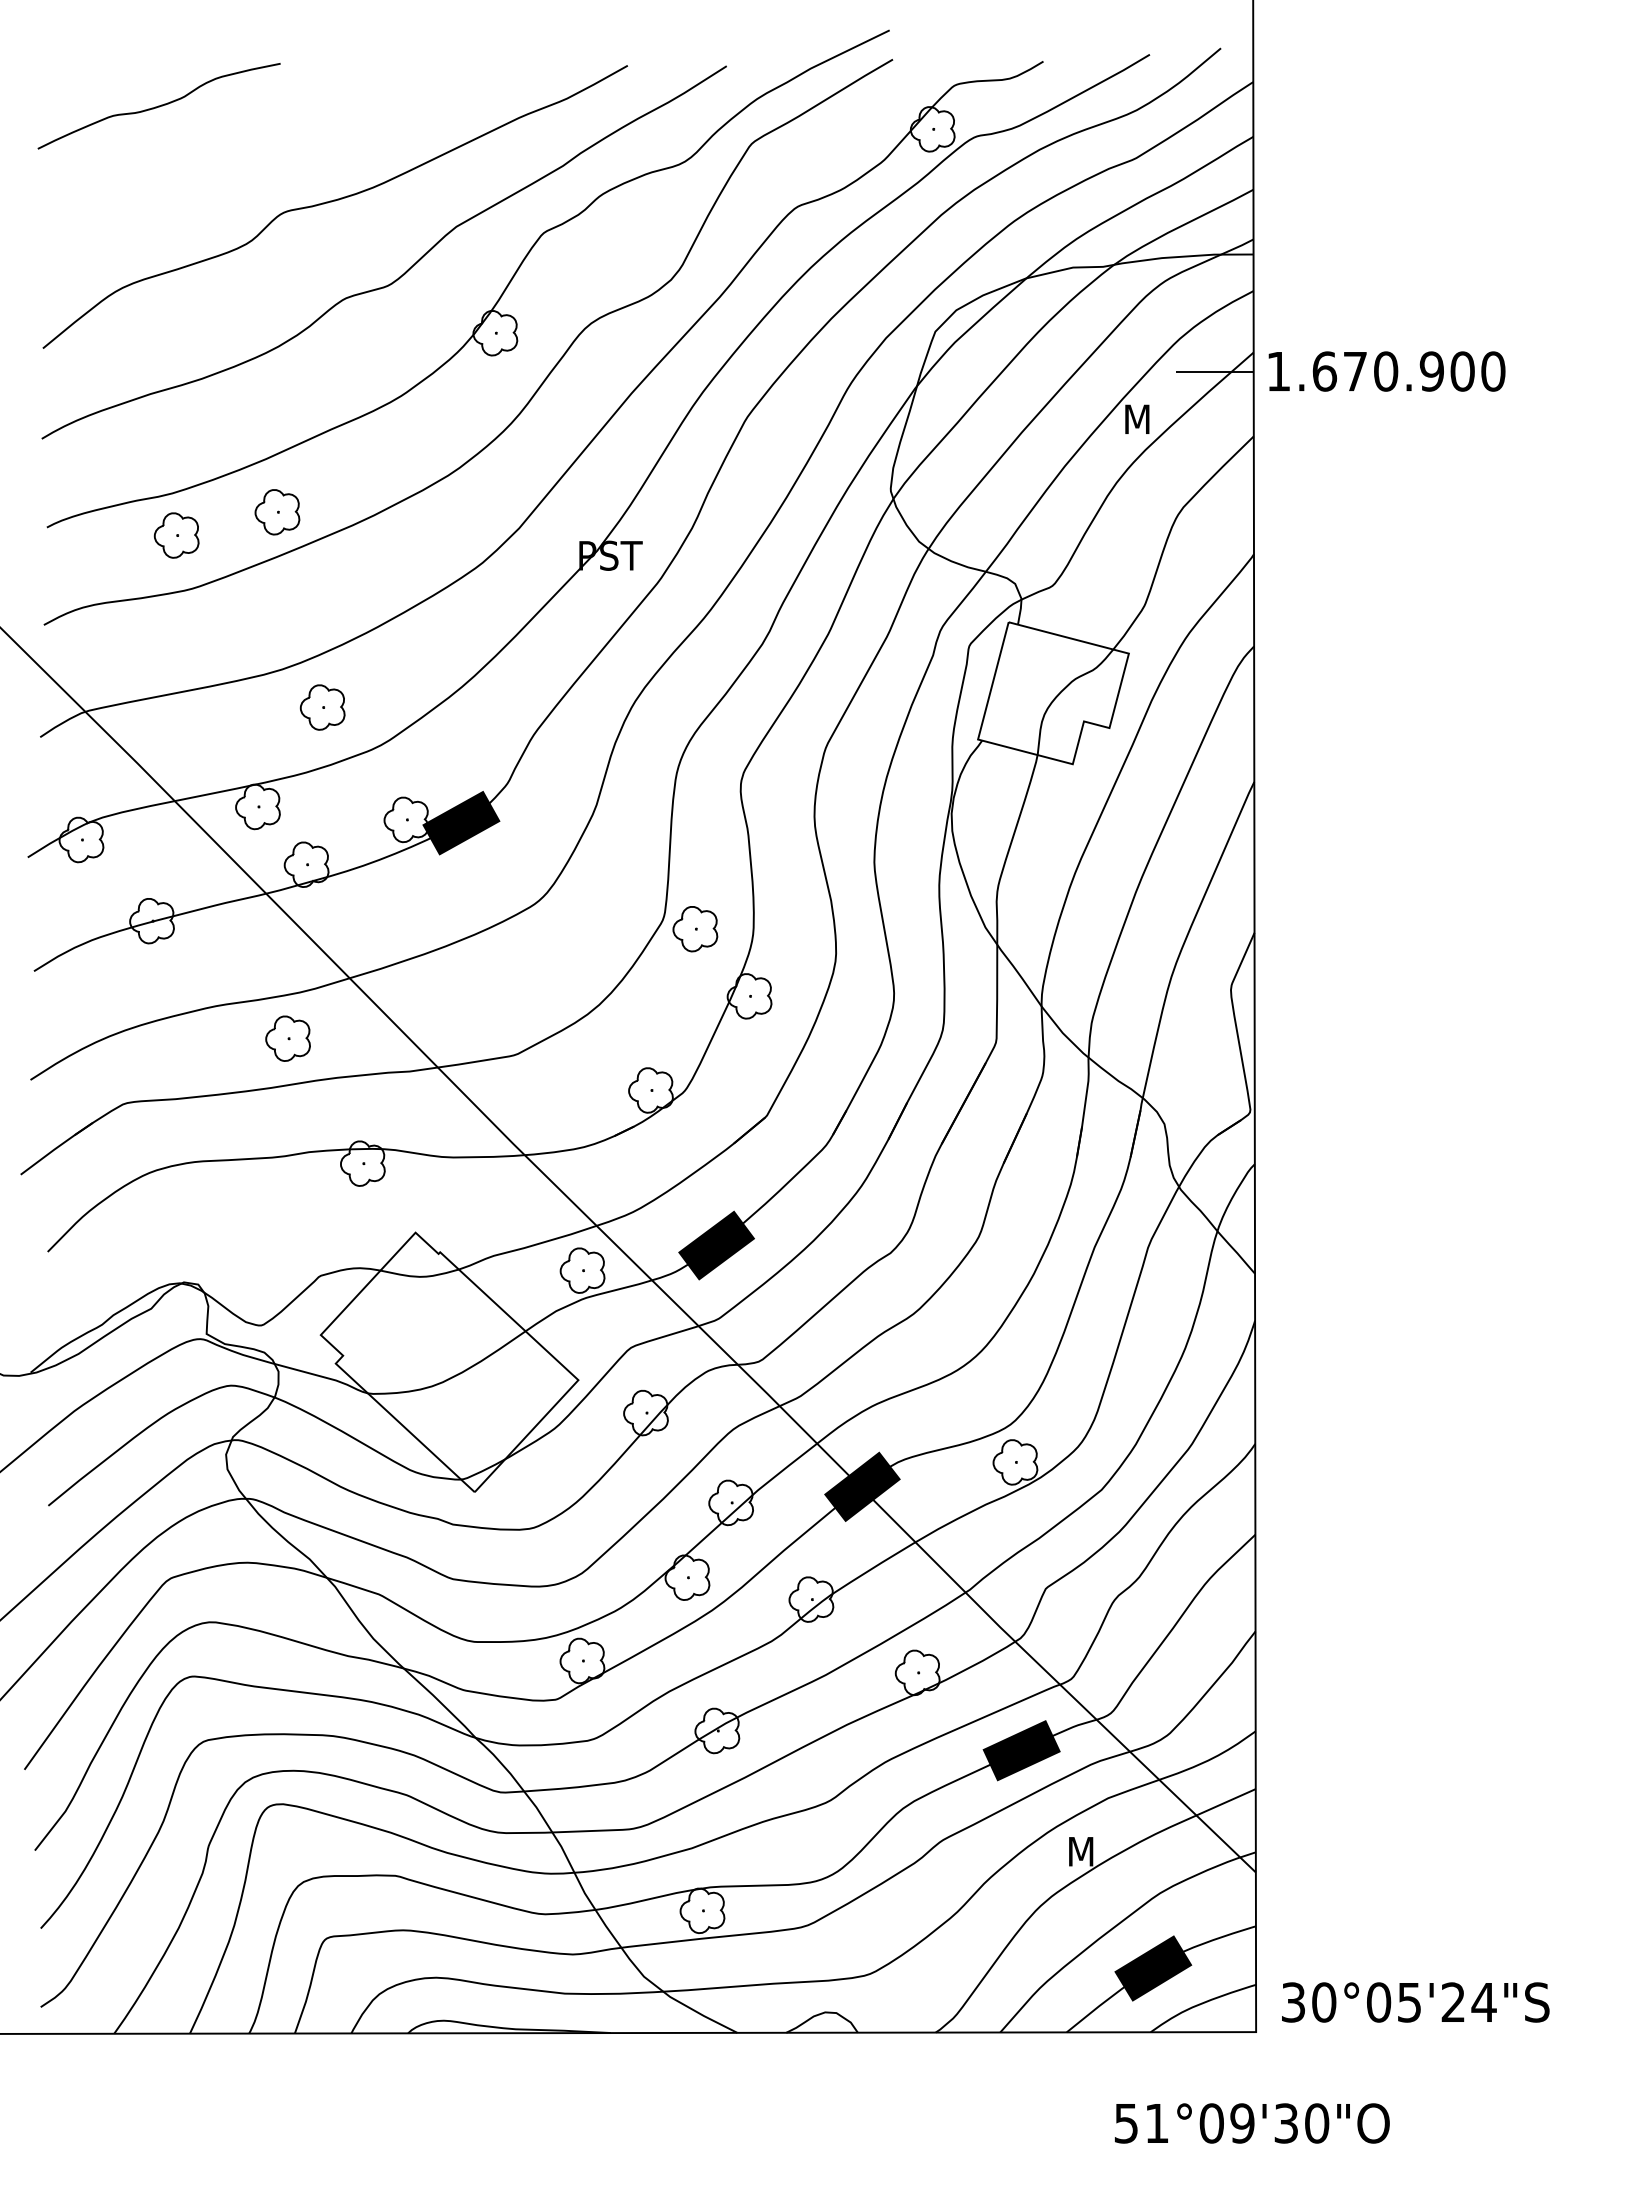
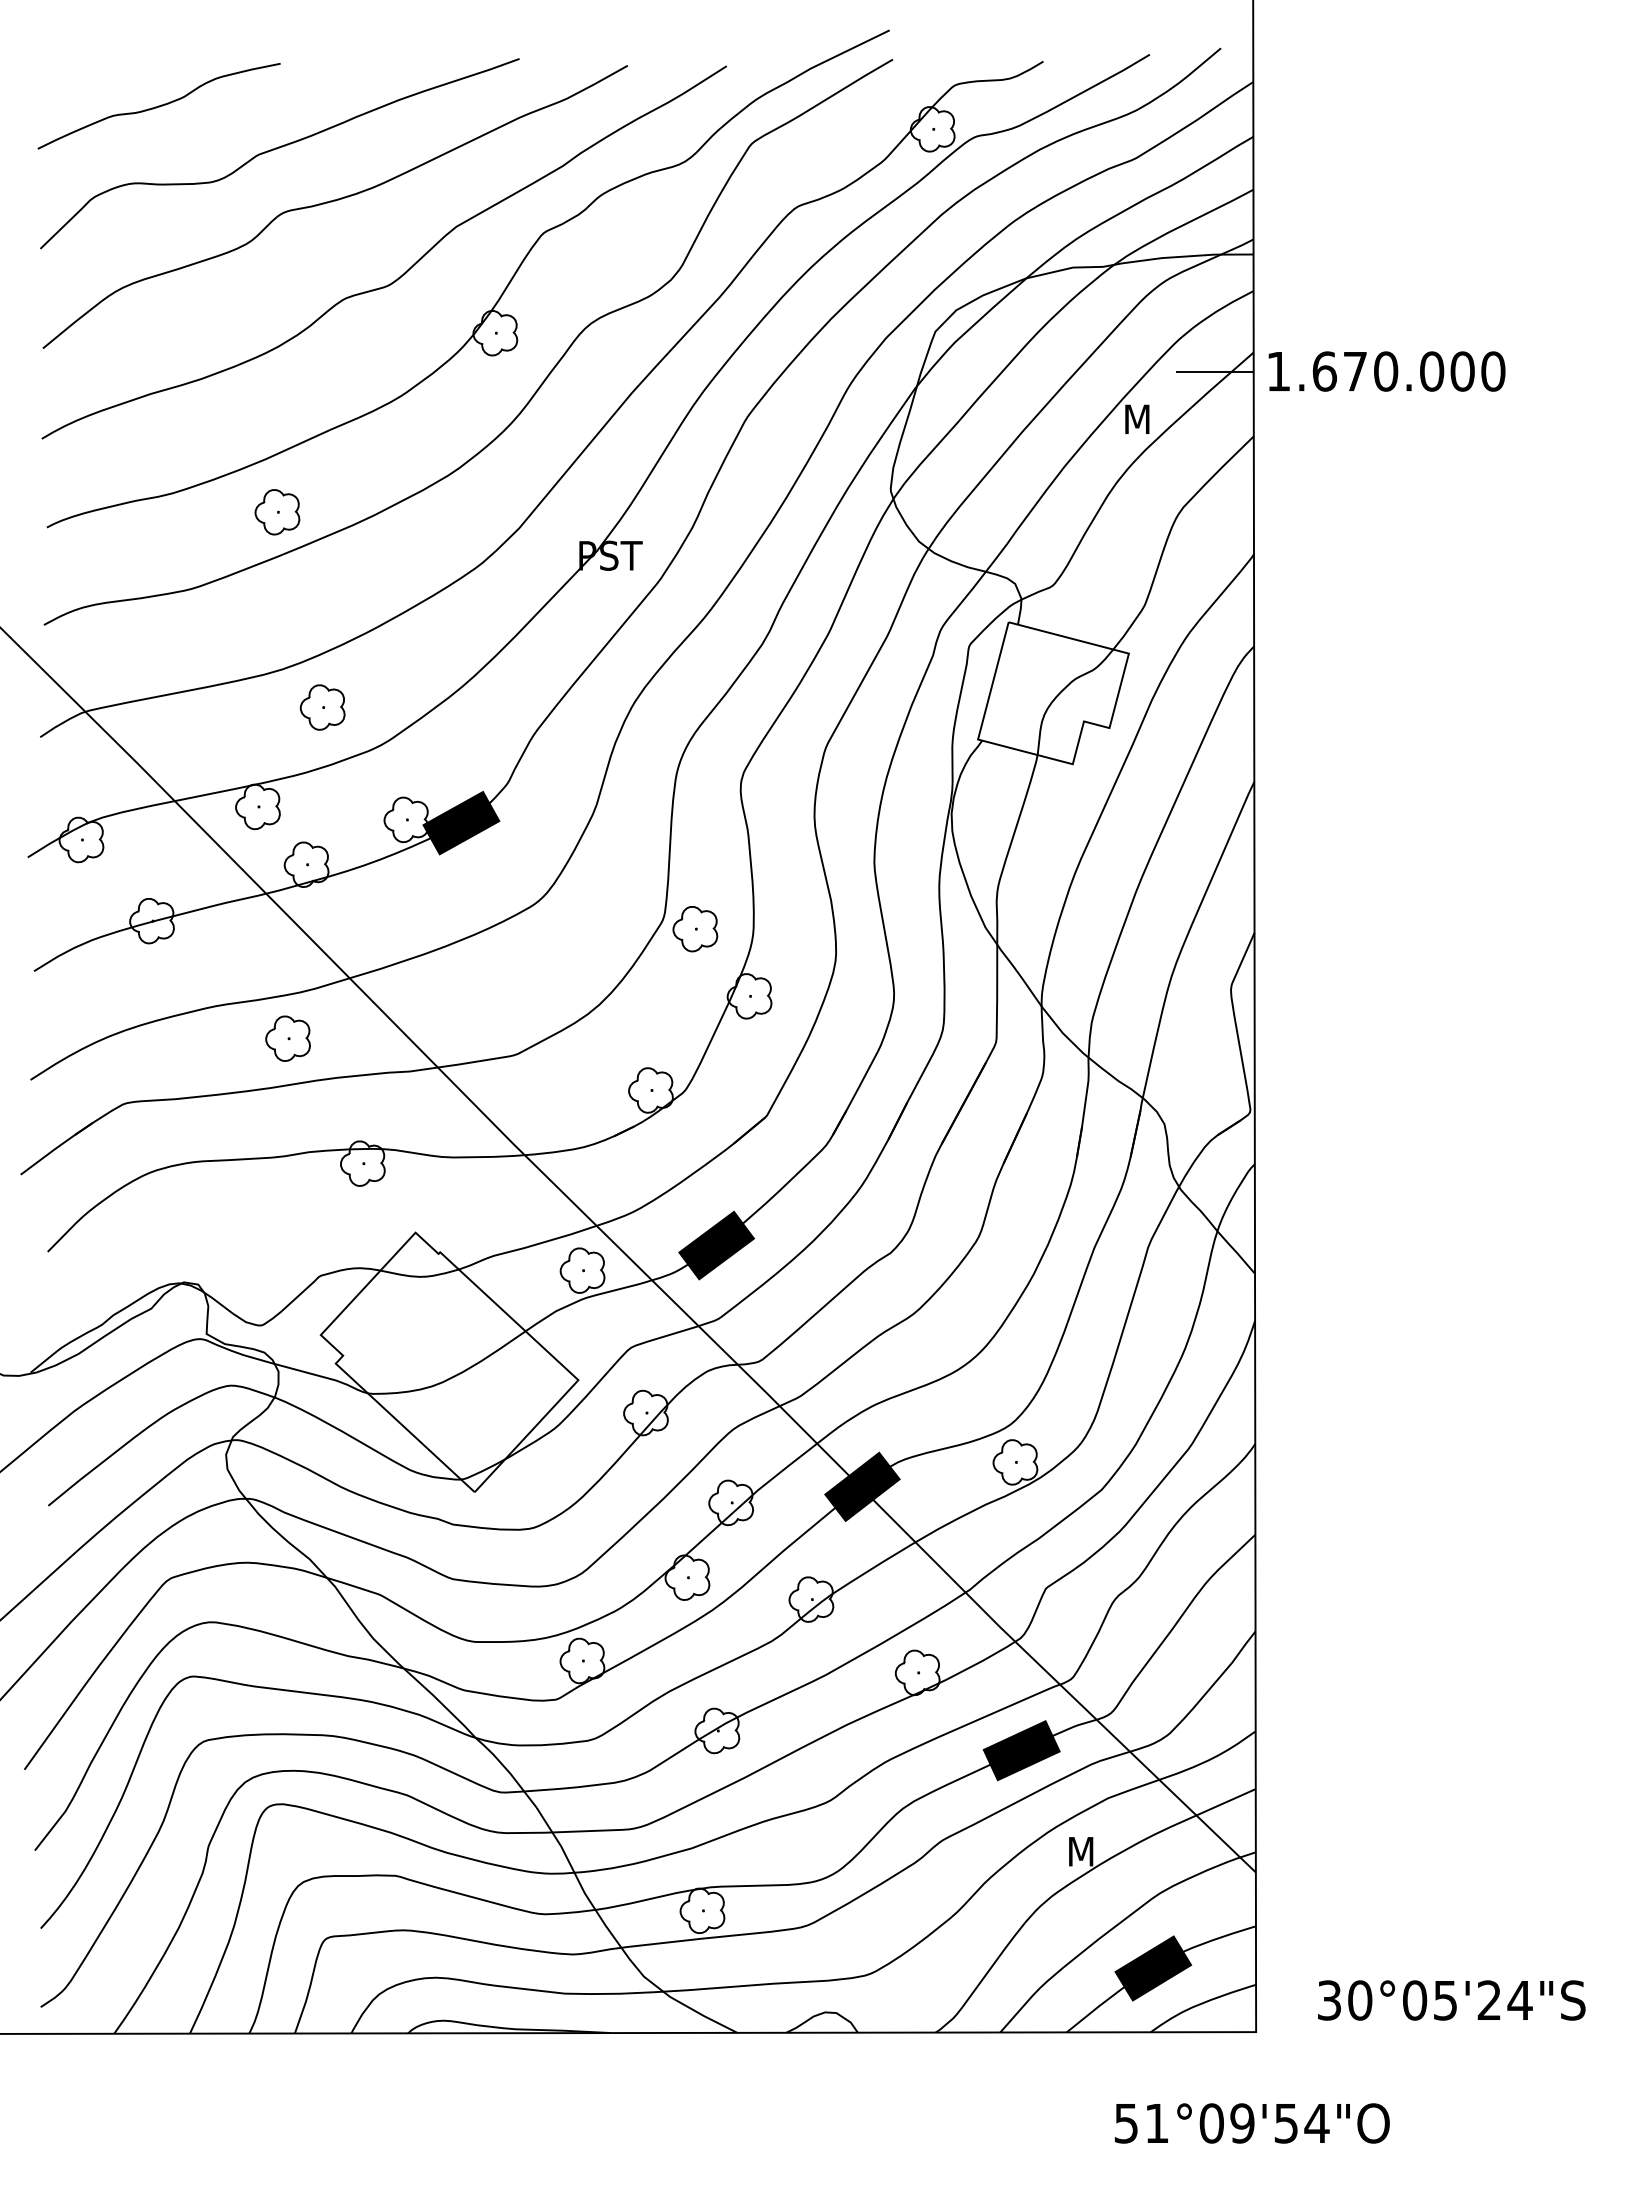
curve: none -> present (279, 148)
text: 1.670.900 -> 1.670.000 (1431, 371)
part: present -> none (176, 535)
text position: (1415, 2002) -> (1451, 2000) (1451, 2000)
text: 51°09'30"O -> 51°09'54"O (1302, 2123)
